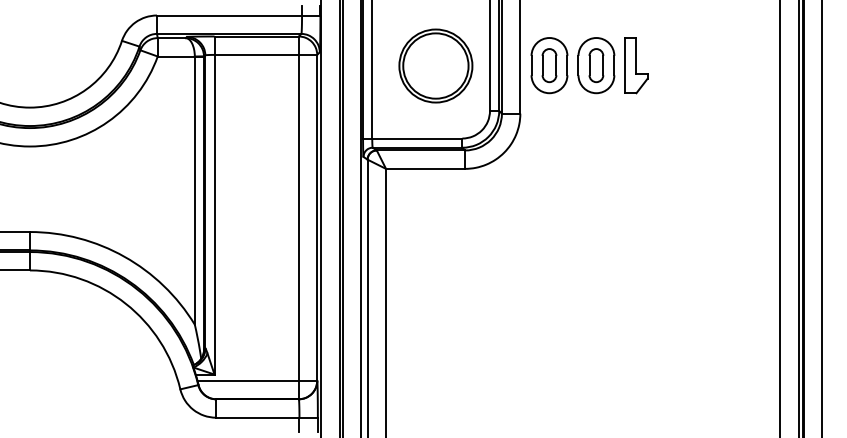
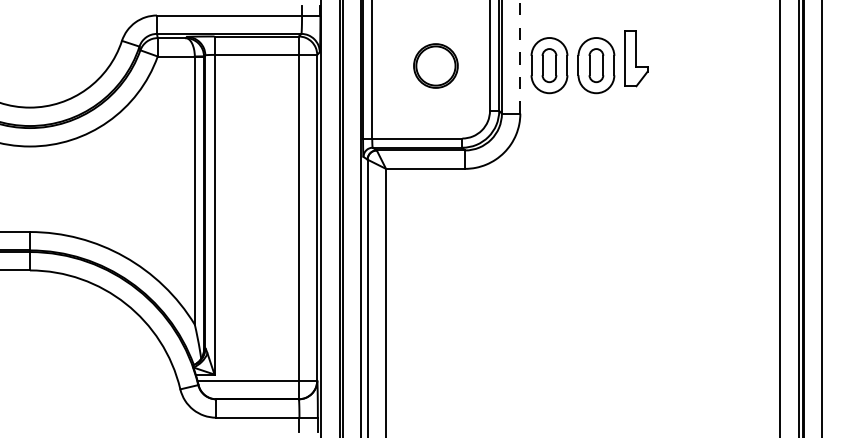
line: solid -> dashed (520, 56)
part size: 76x76 px -> 46x46 px (435, 65)
part position: (636, 65) -> (636, 58) (636, 58)
